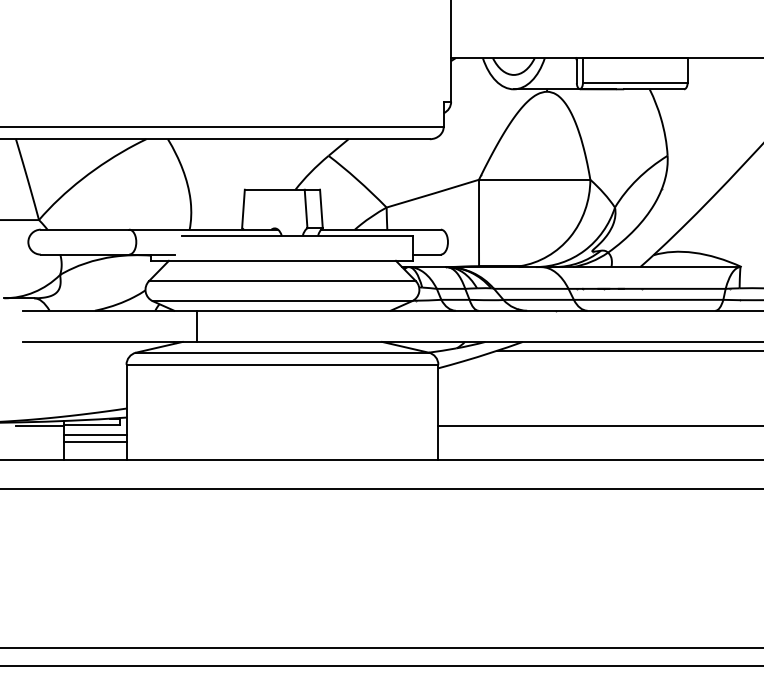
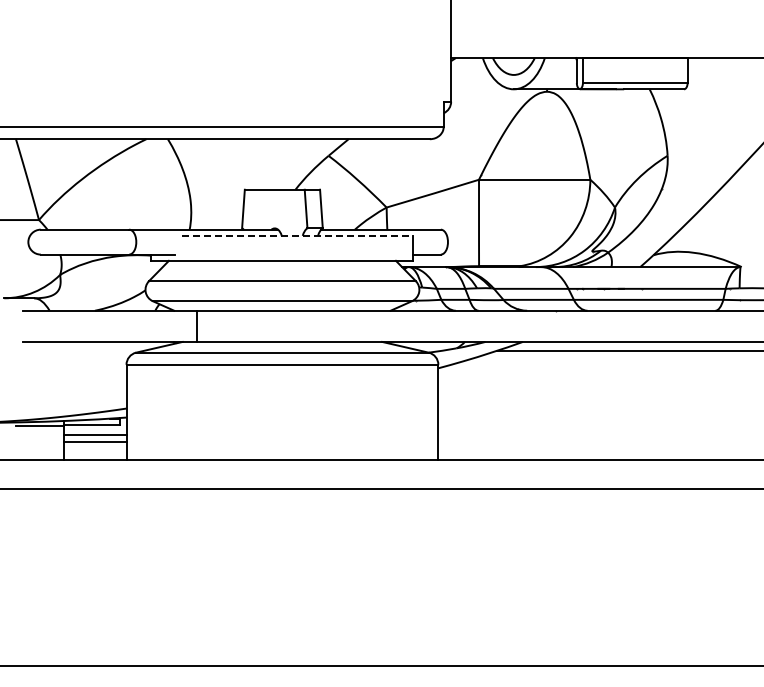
line: solid -> dashed (297, 235)
line: present -> none (599, 425)
line: present -> none (381, 647)
